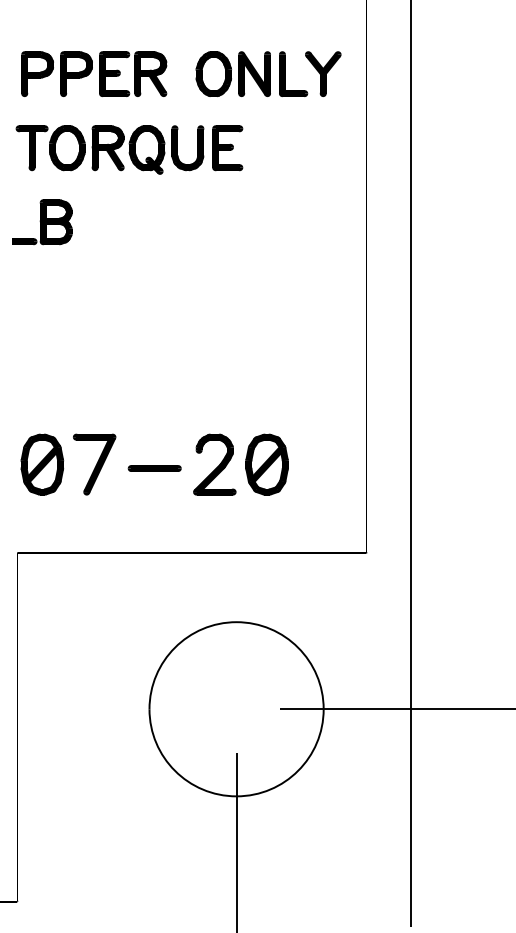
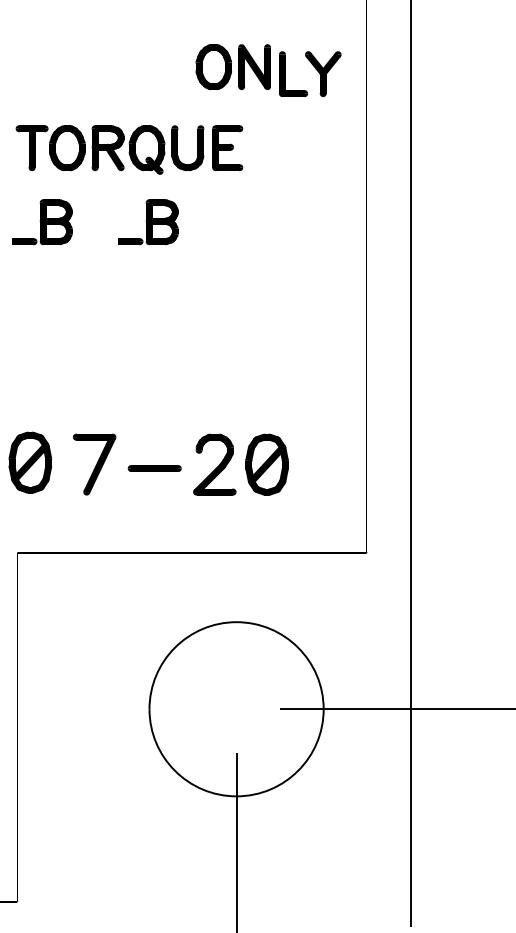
part: present -> none (94, 73)
part position: (232, 73) -> (232, 66) (232, 66)
part: none -> present (148, 222)
part position: (42, 464) -> (30, 462) (30, 462)
